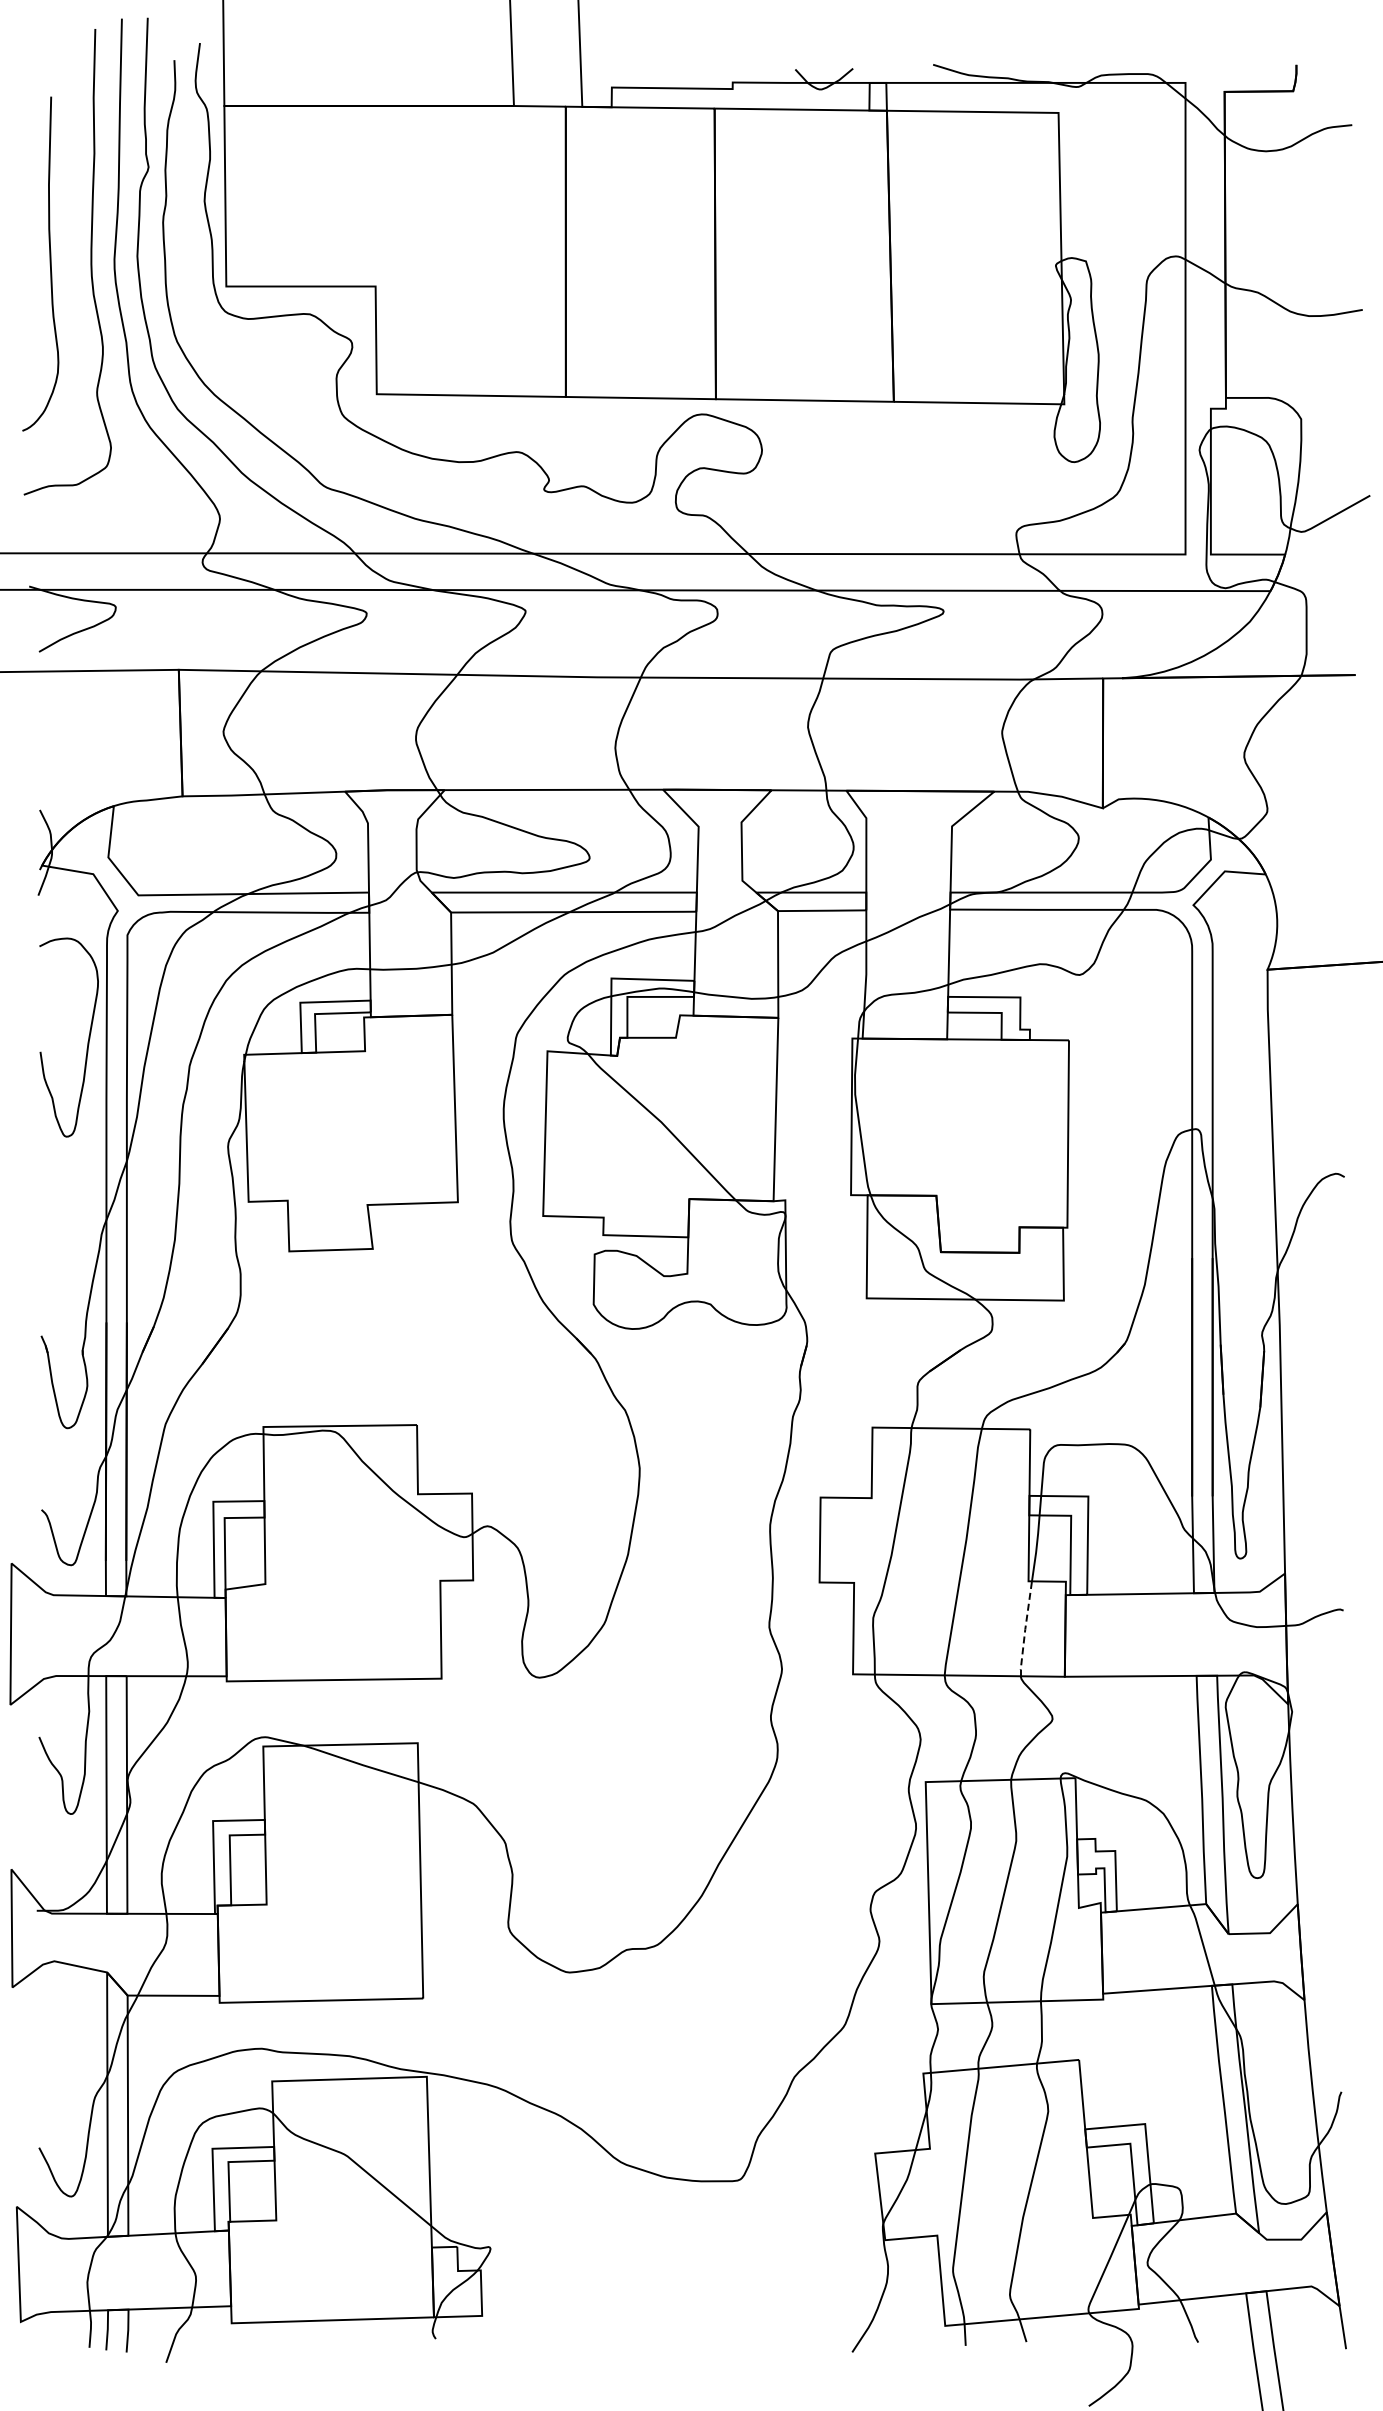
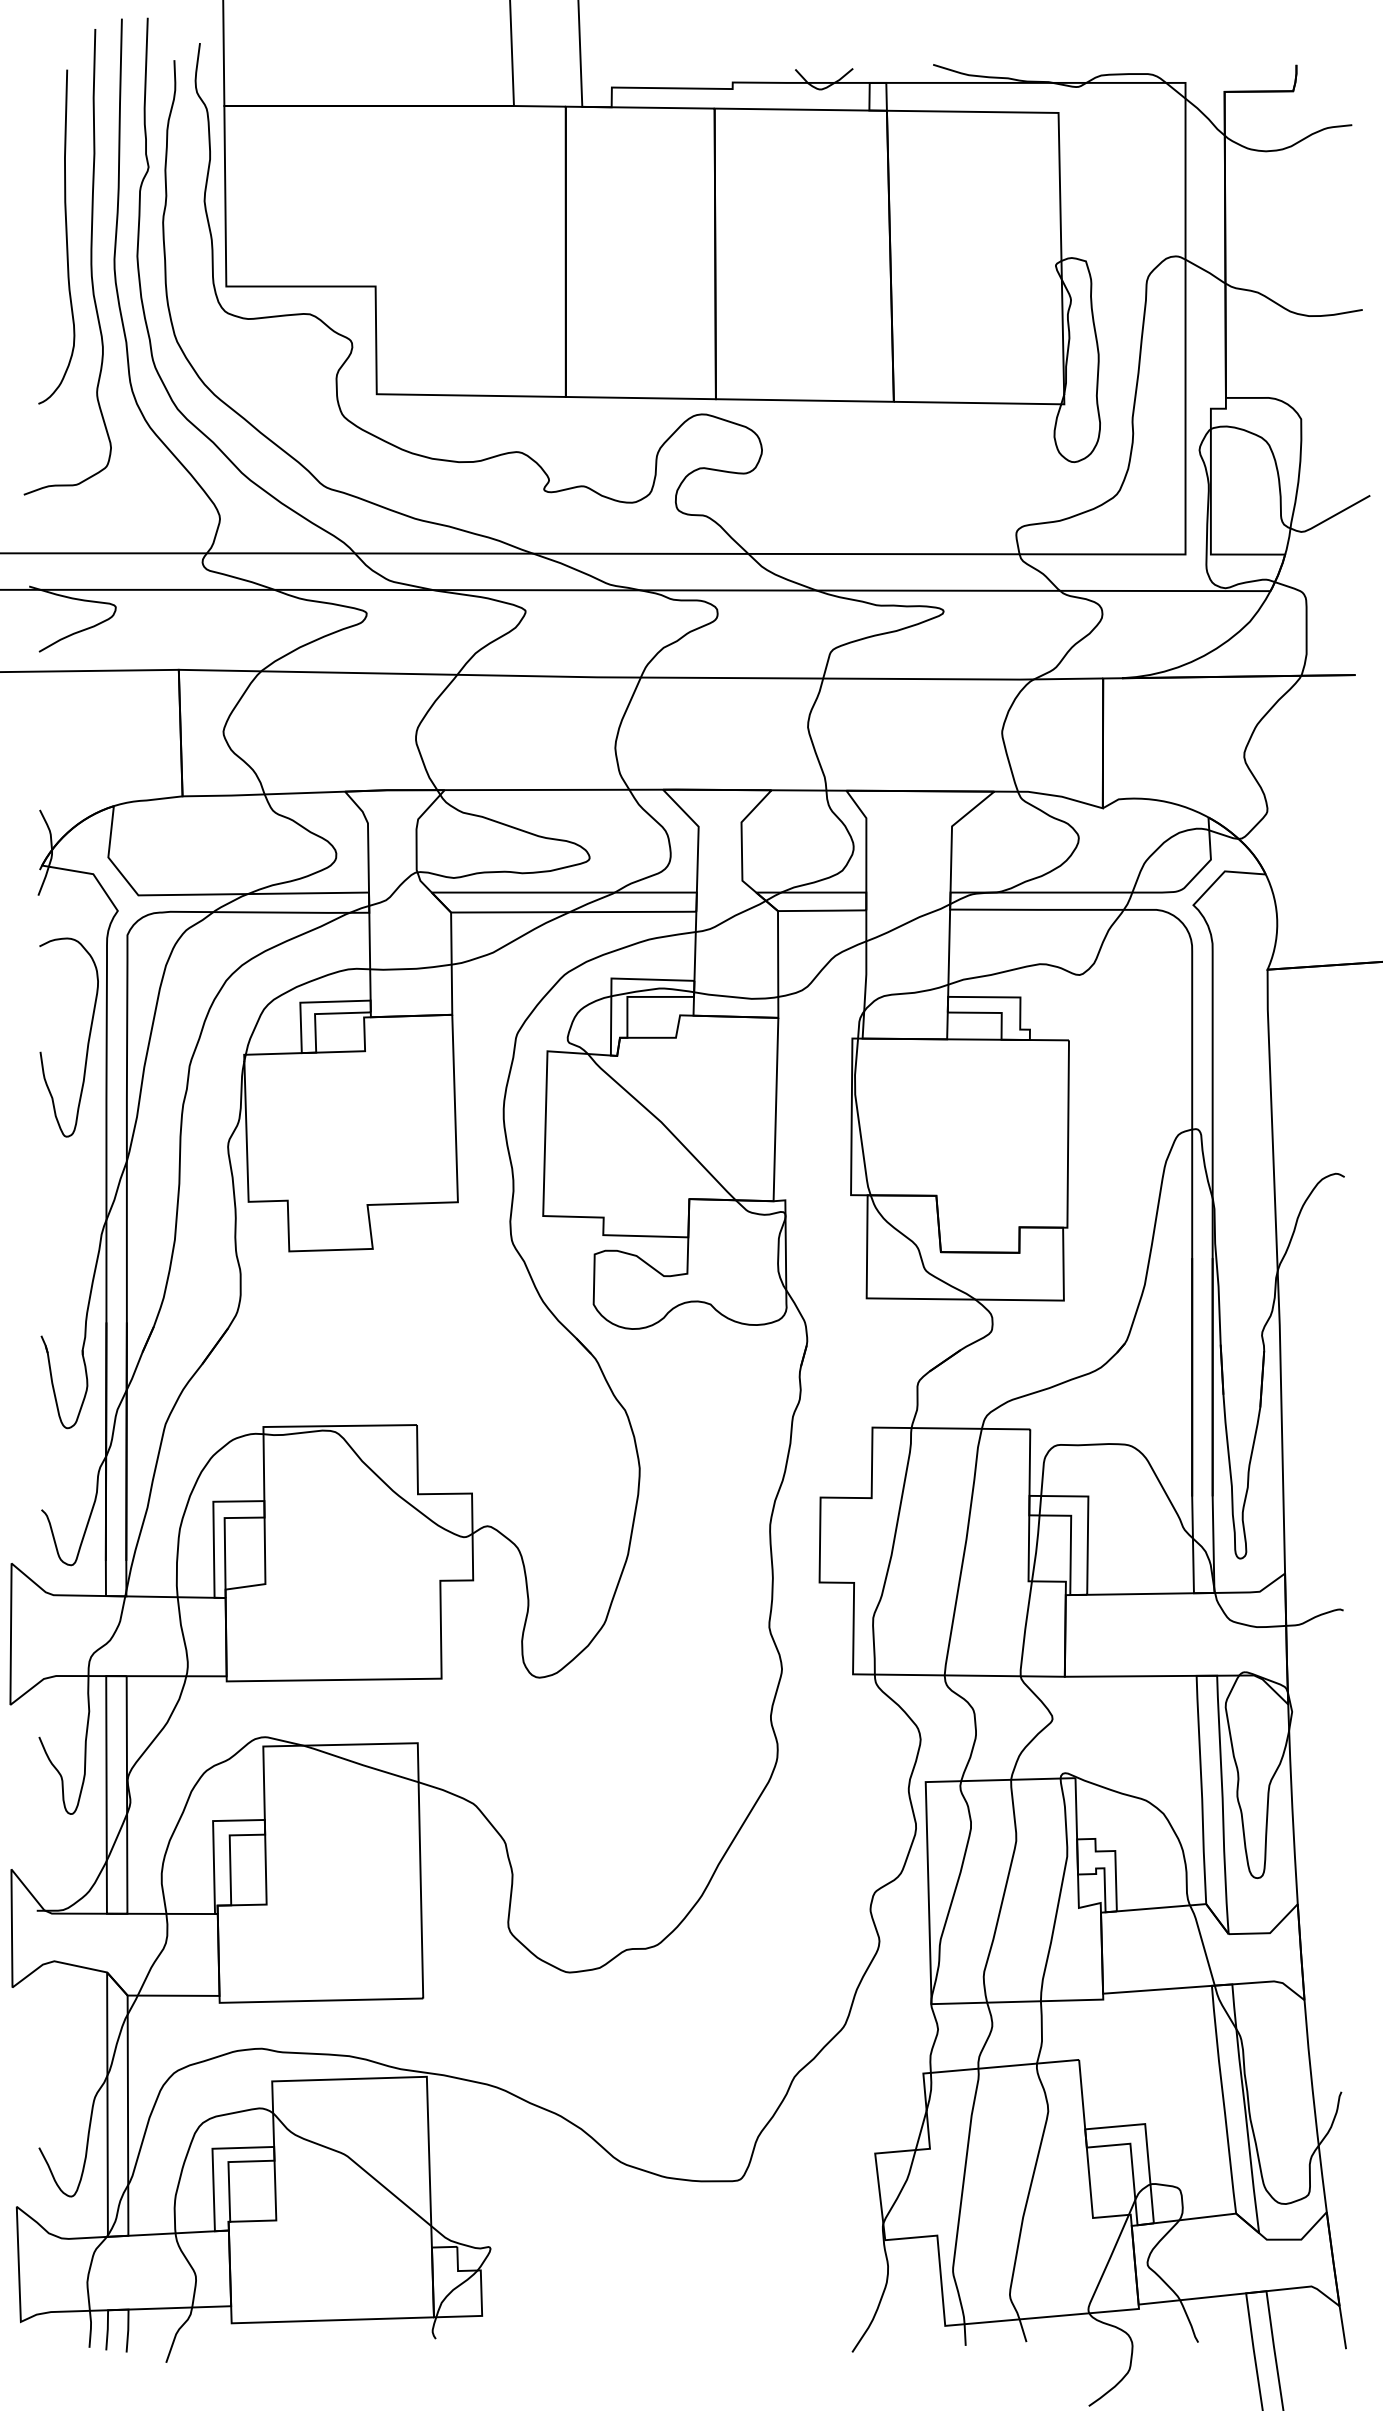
curve position: (49, 263) -> (65, 236) (65, 236)
line: dashed -> solid (1025, 1629)
